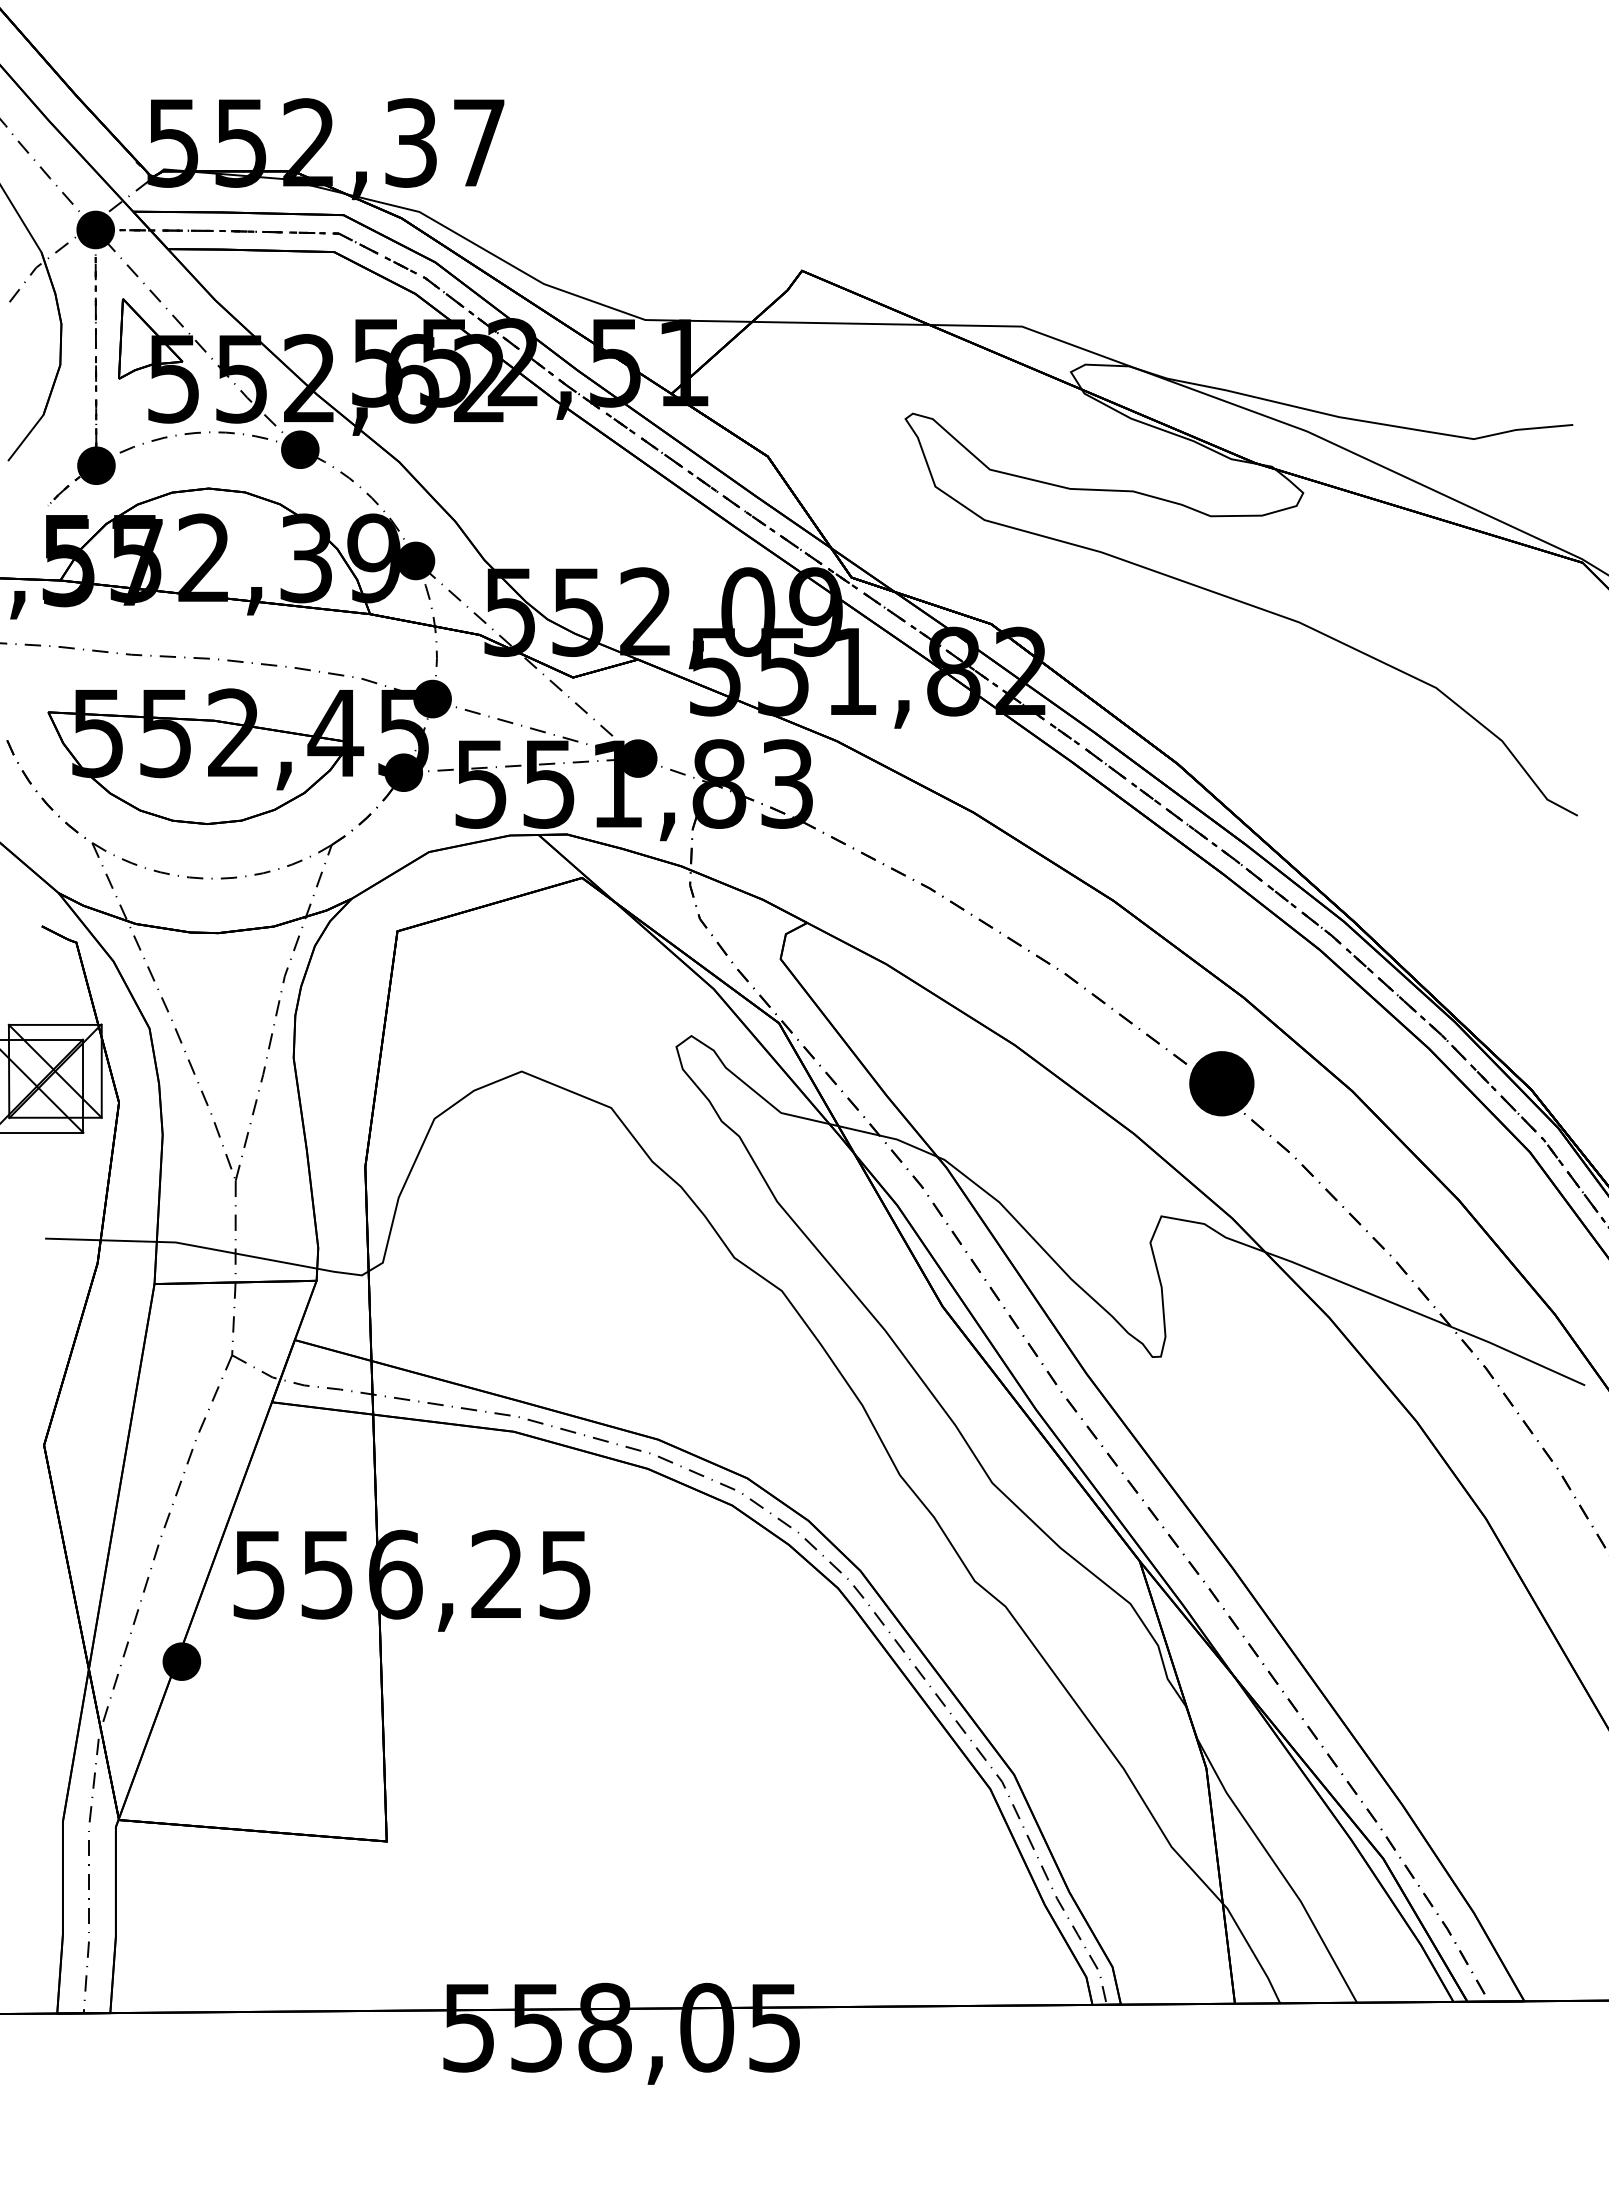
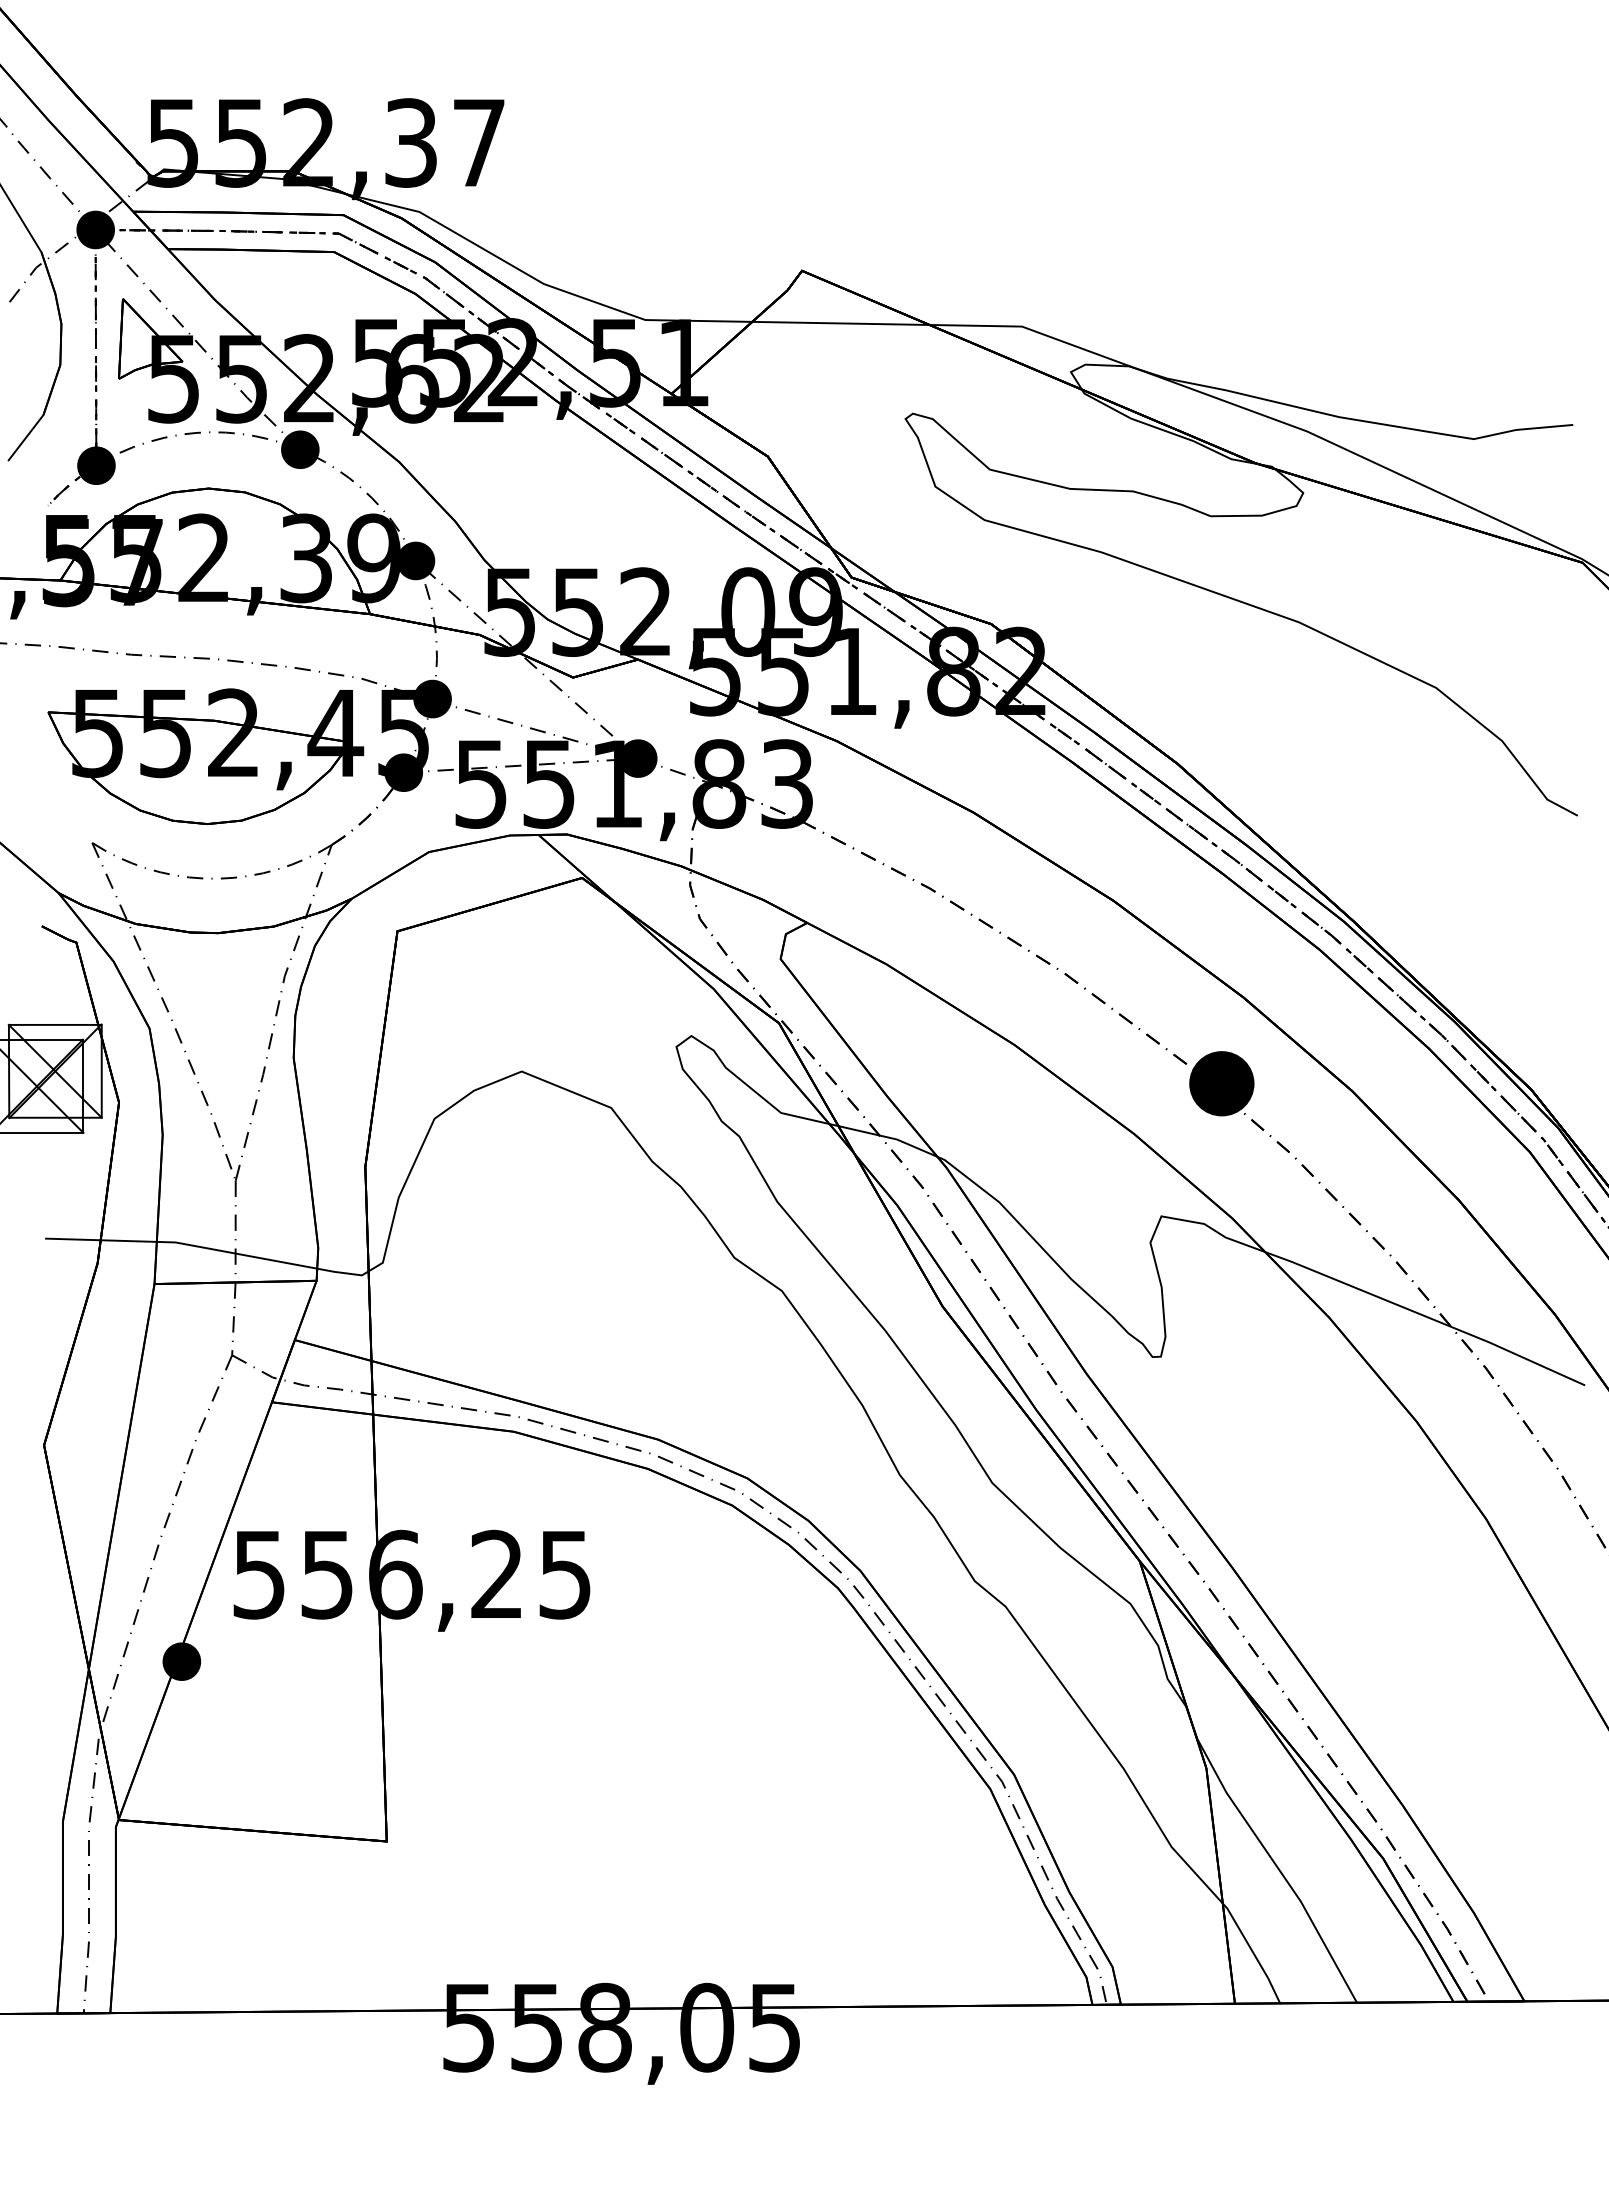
part: present -> none (42, 797)
